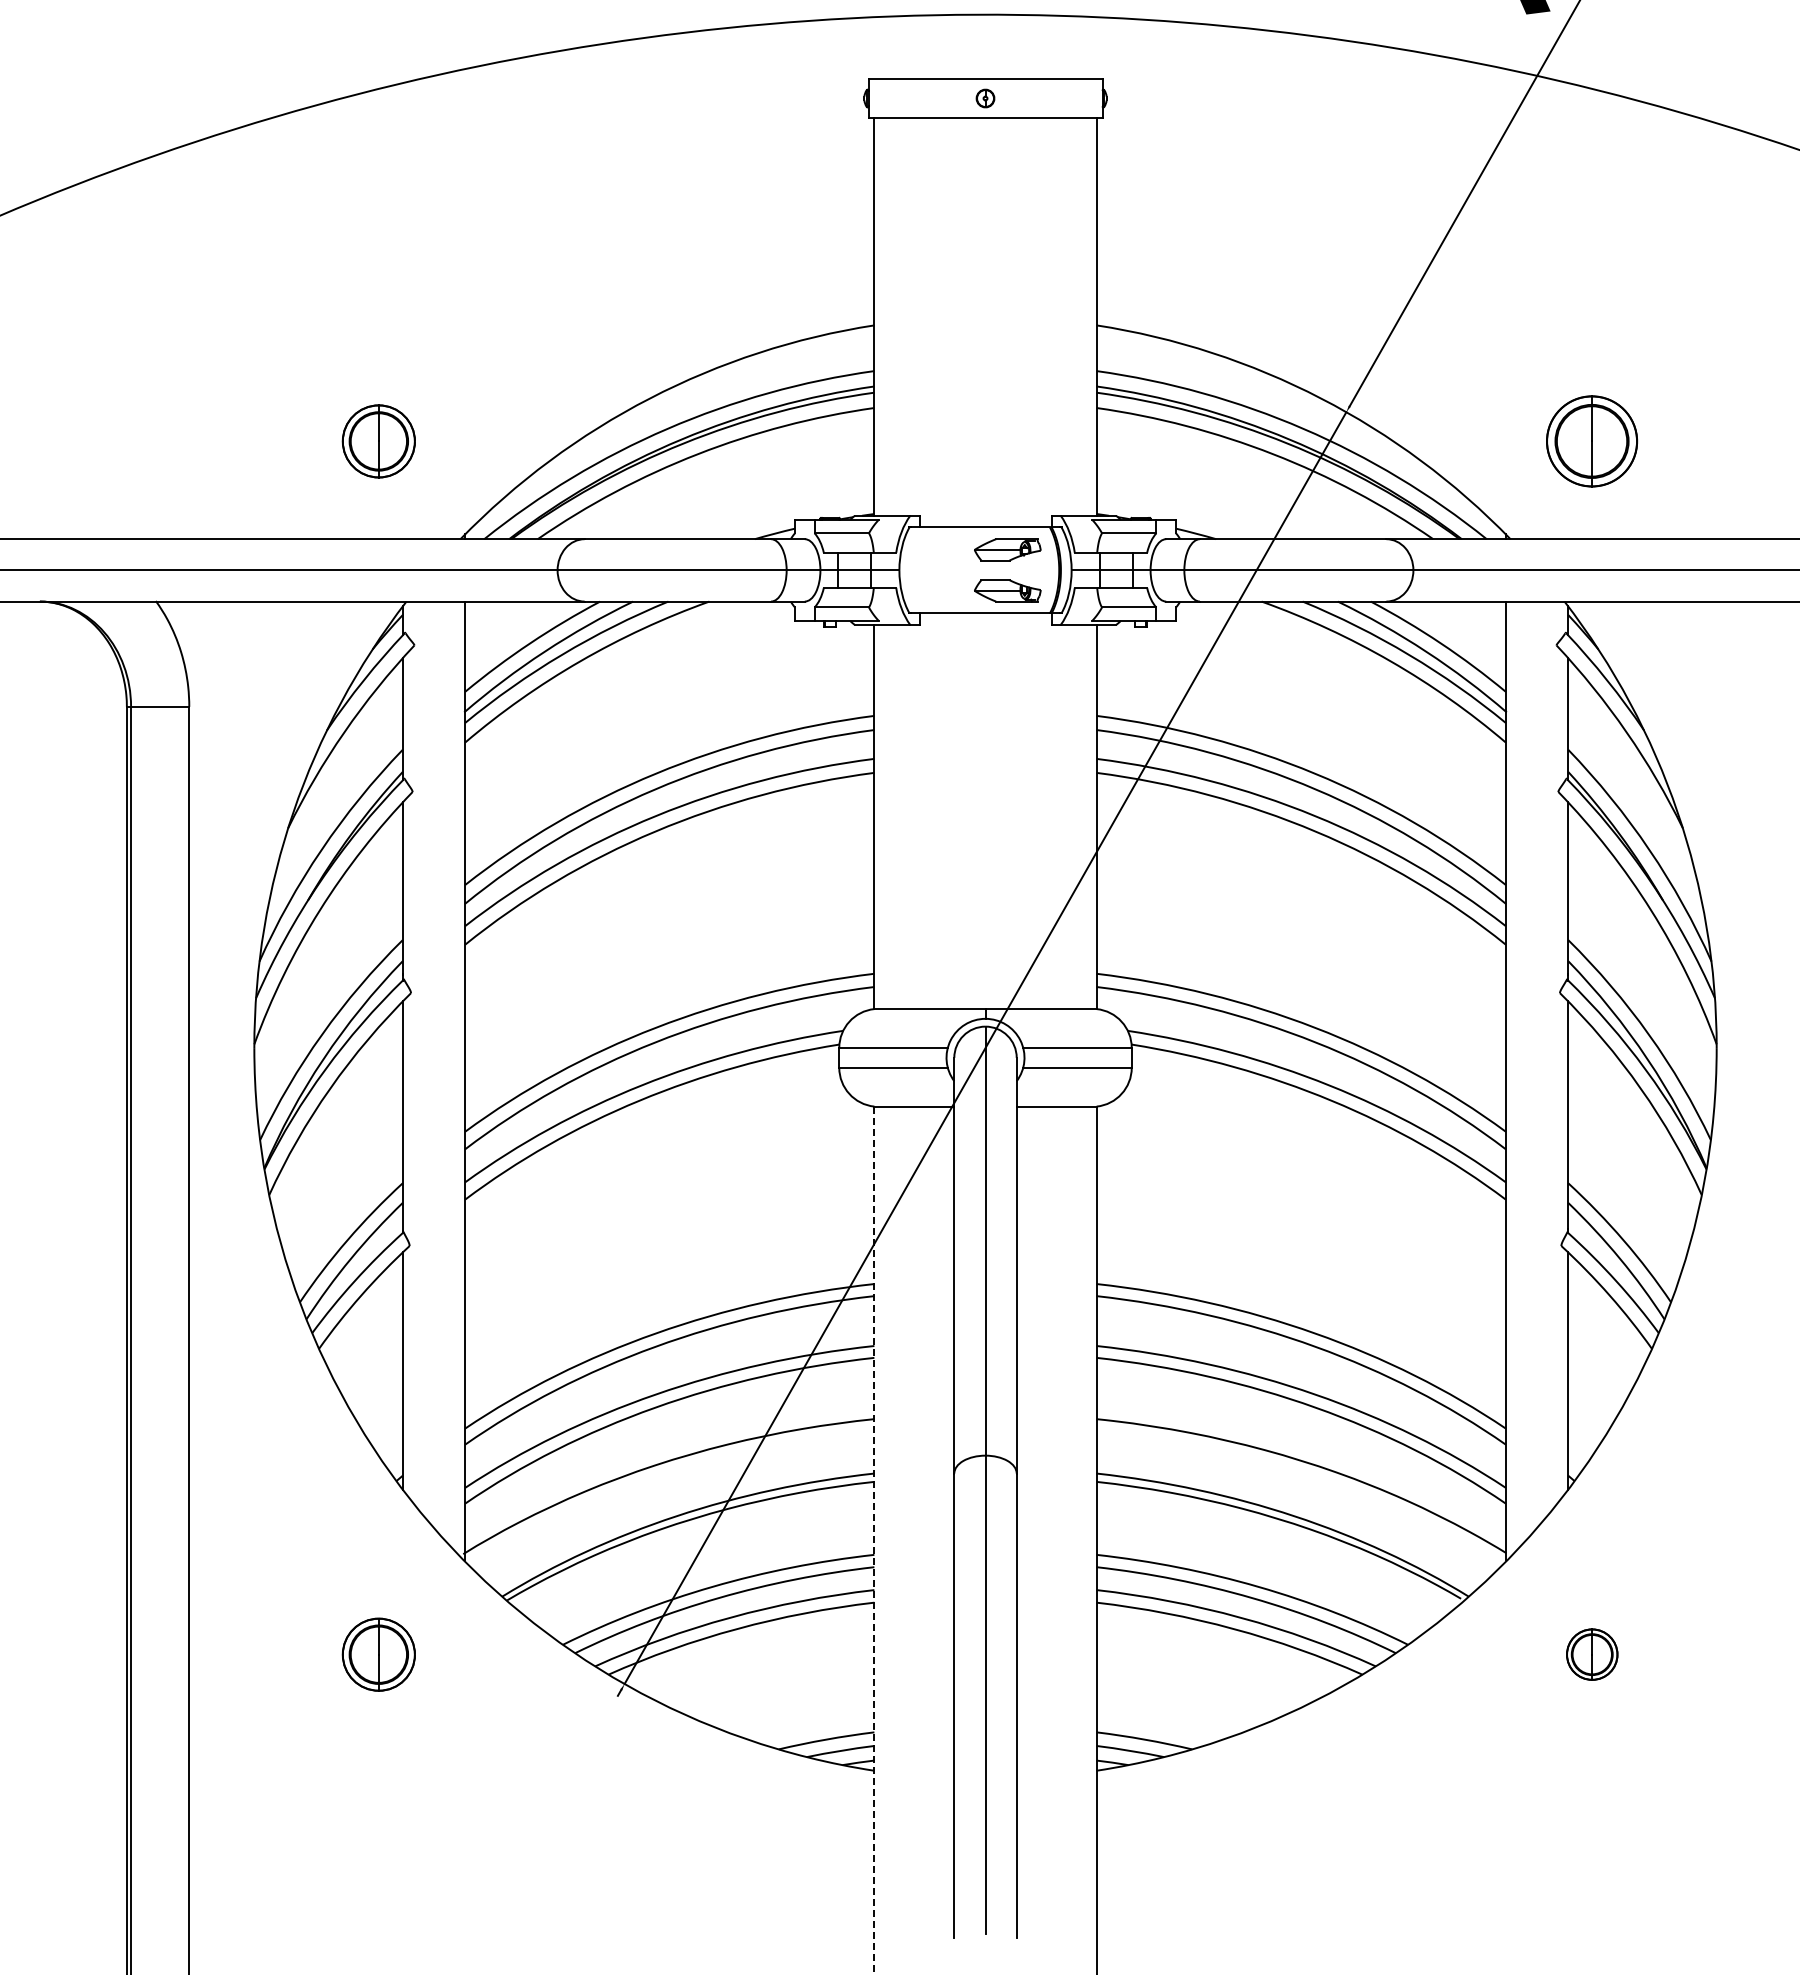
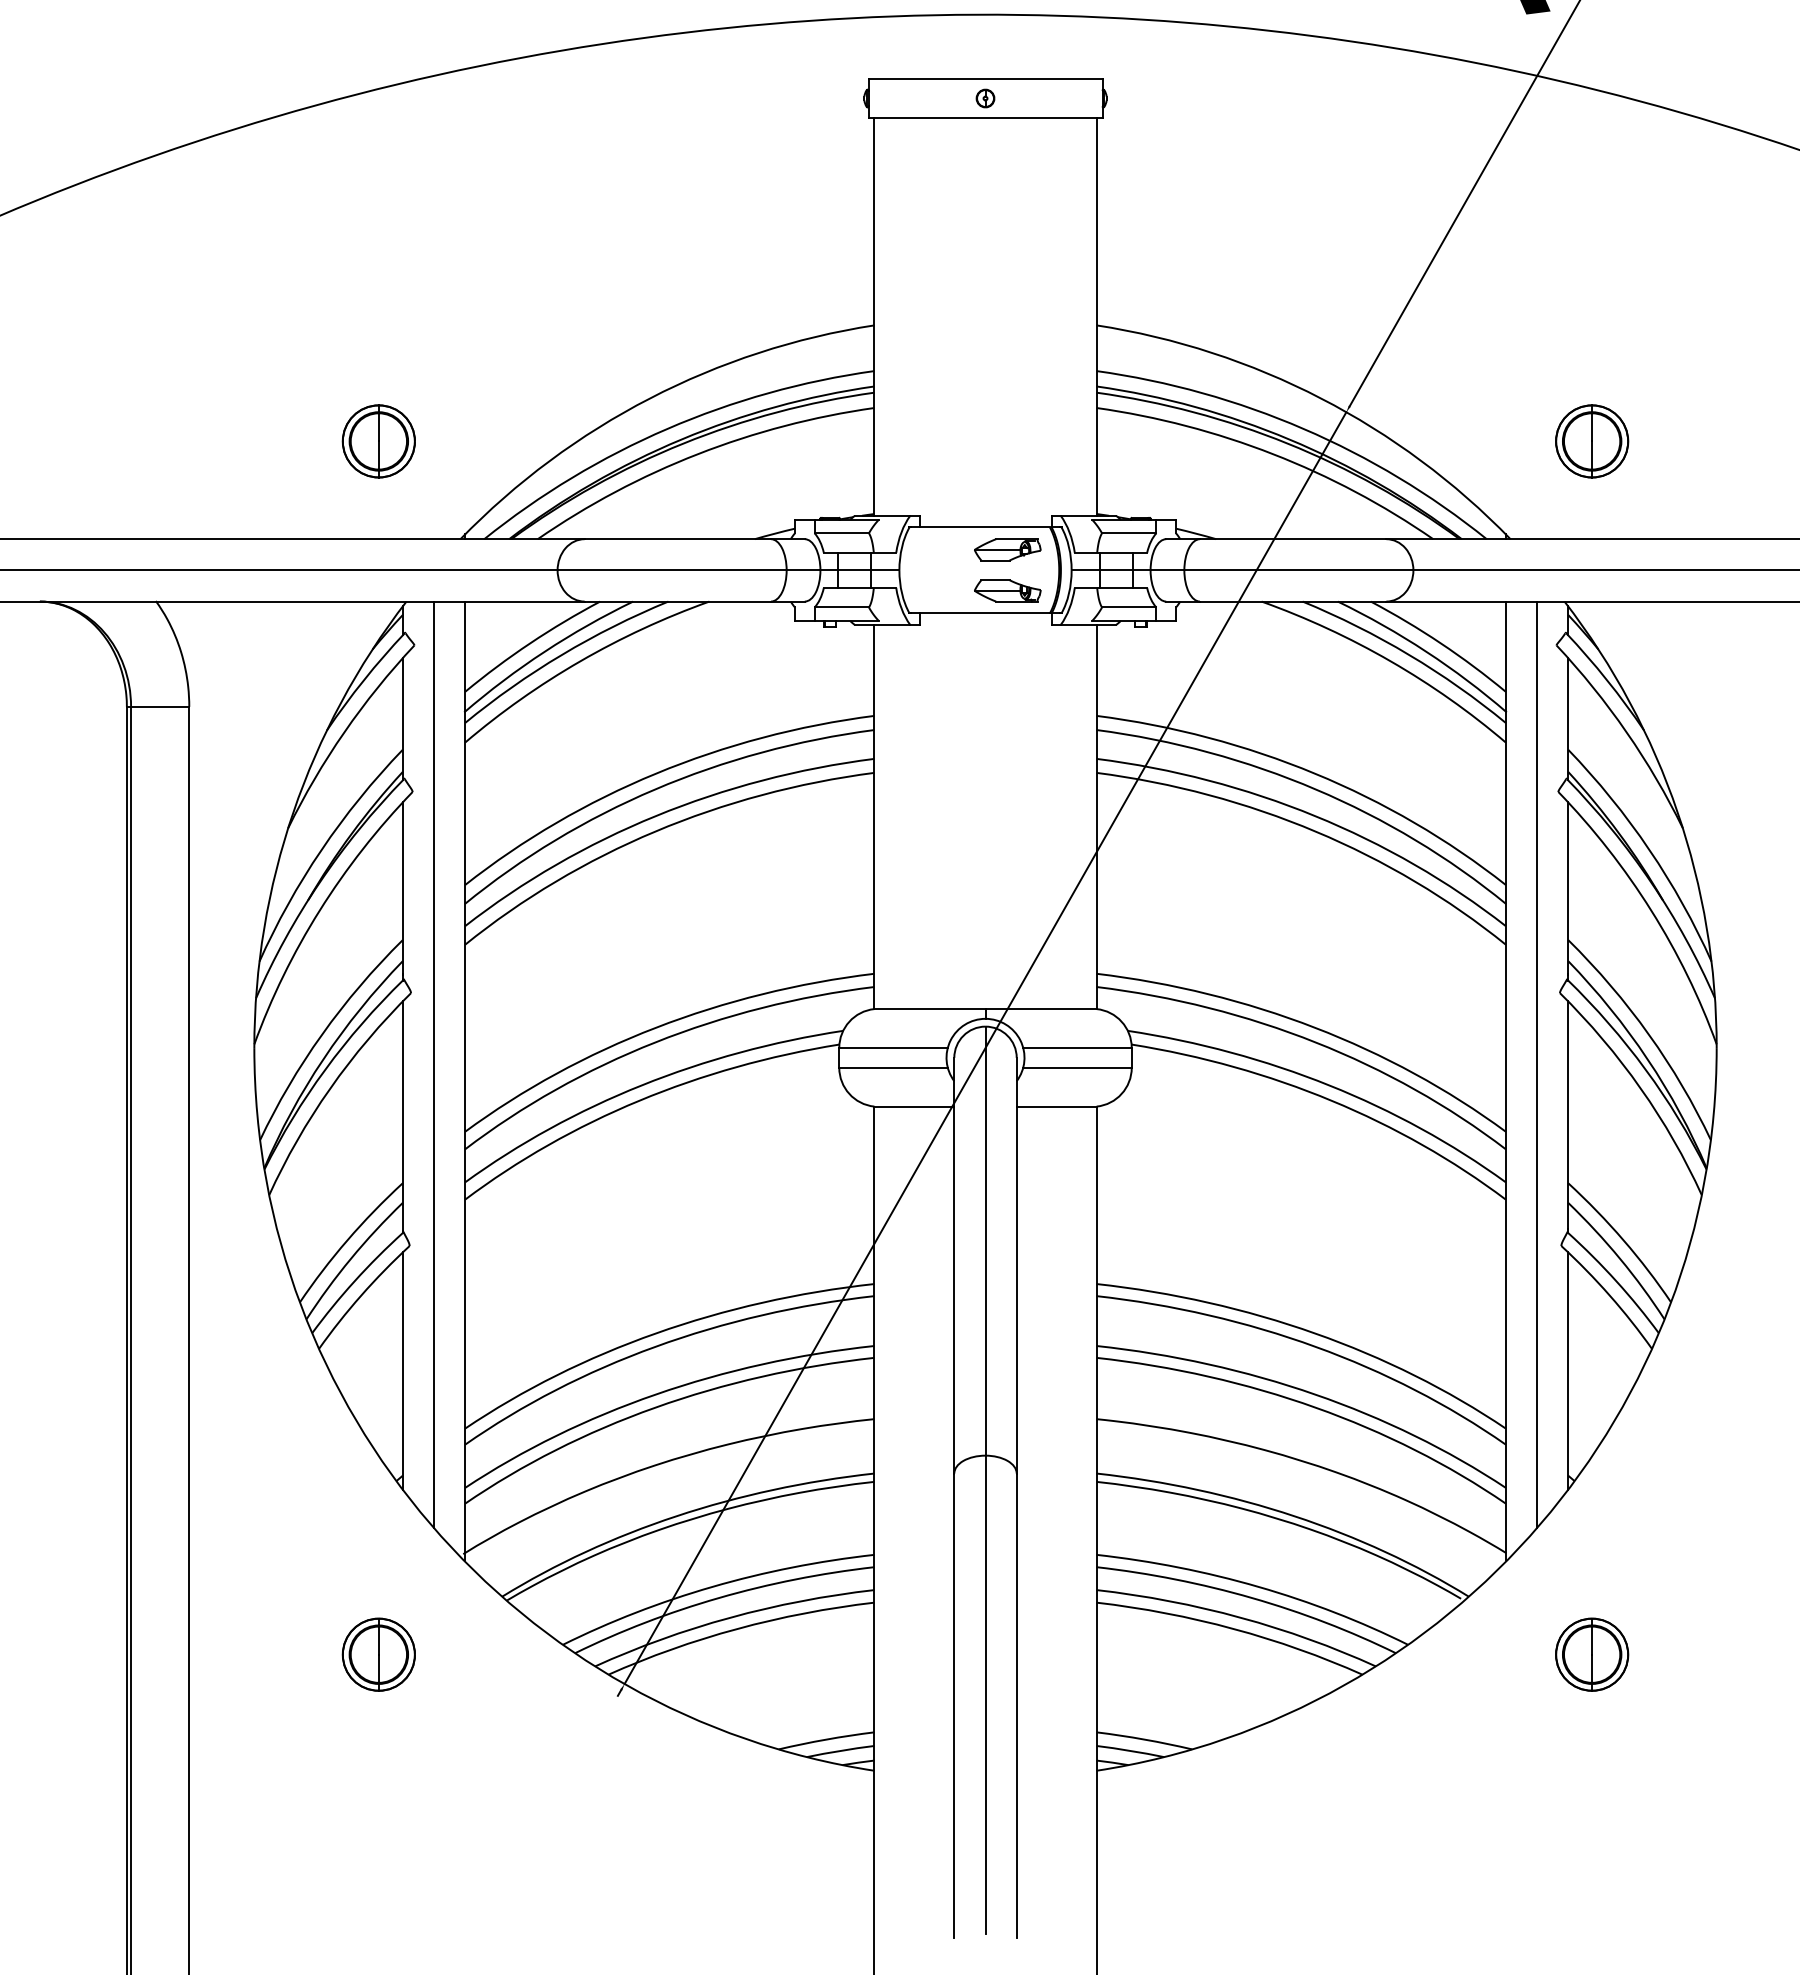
part size: 93x93 px -> 75x75 px (1592, 441)
line: none -> present (434, 1064)
line: none -> present (1537, 1064)
line: dashed -> solid (874, 1541)
part size: 53x53 px -> 75x75 px (1592, 1654)
